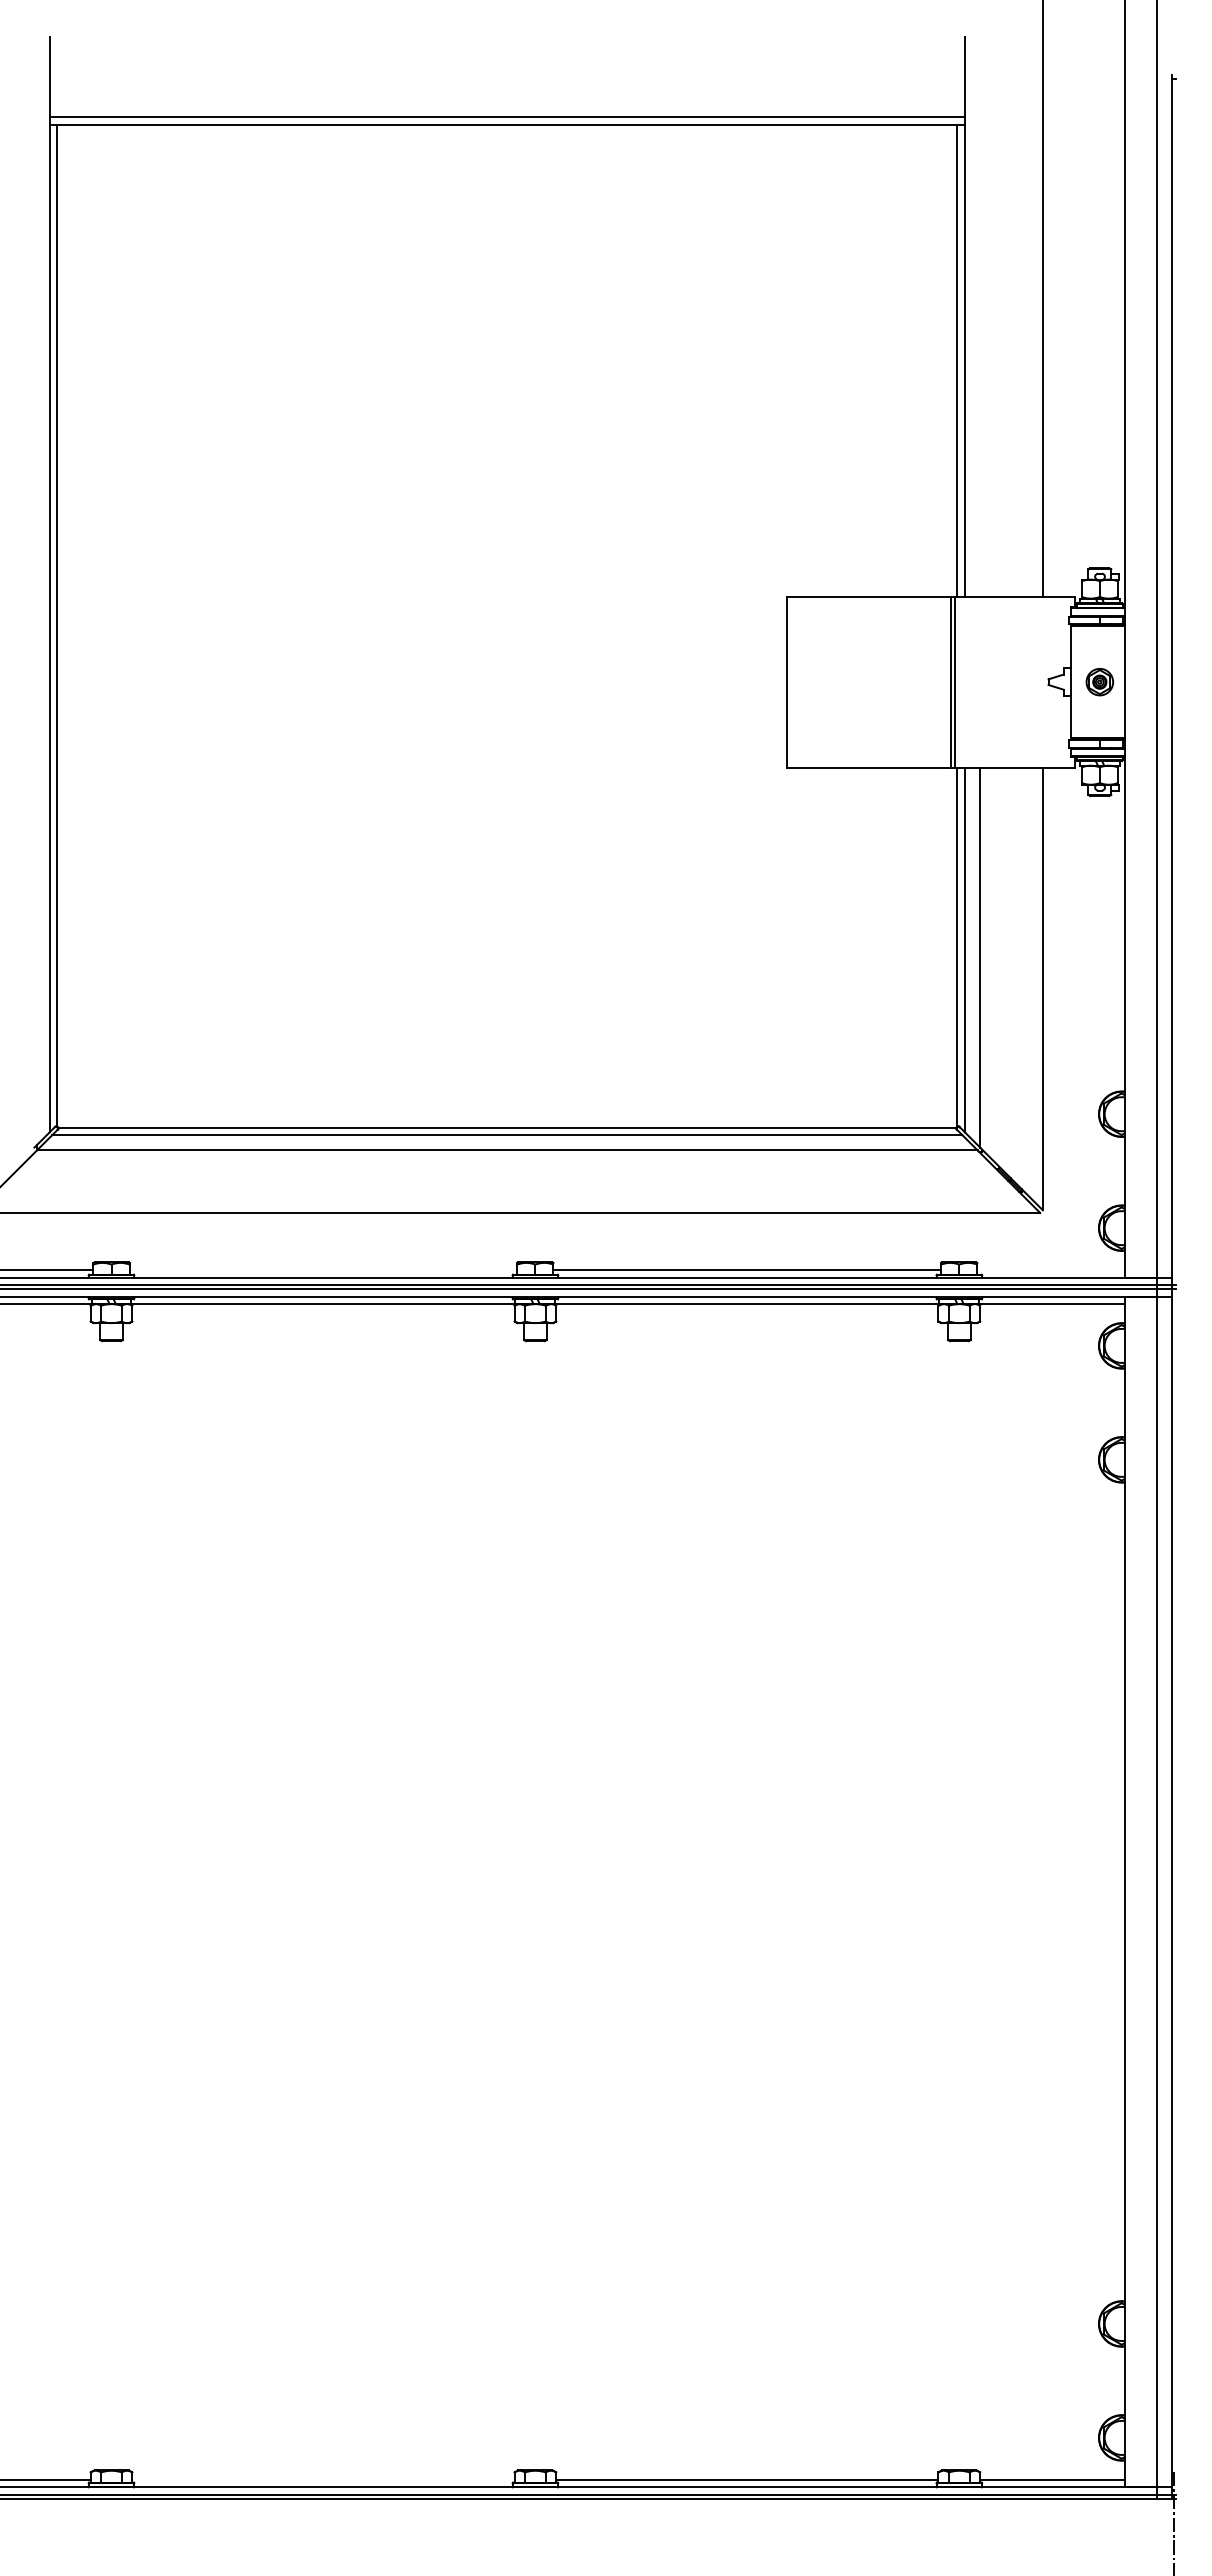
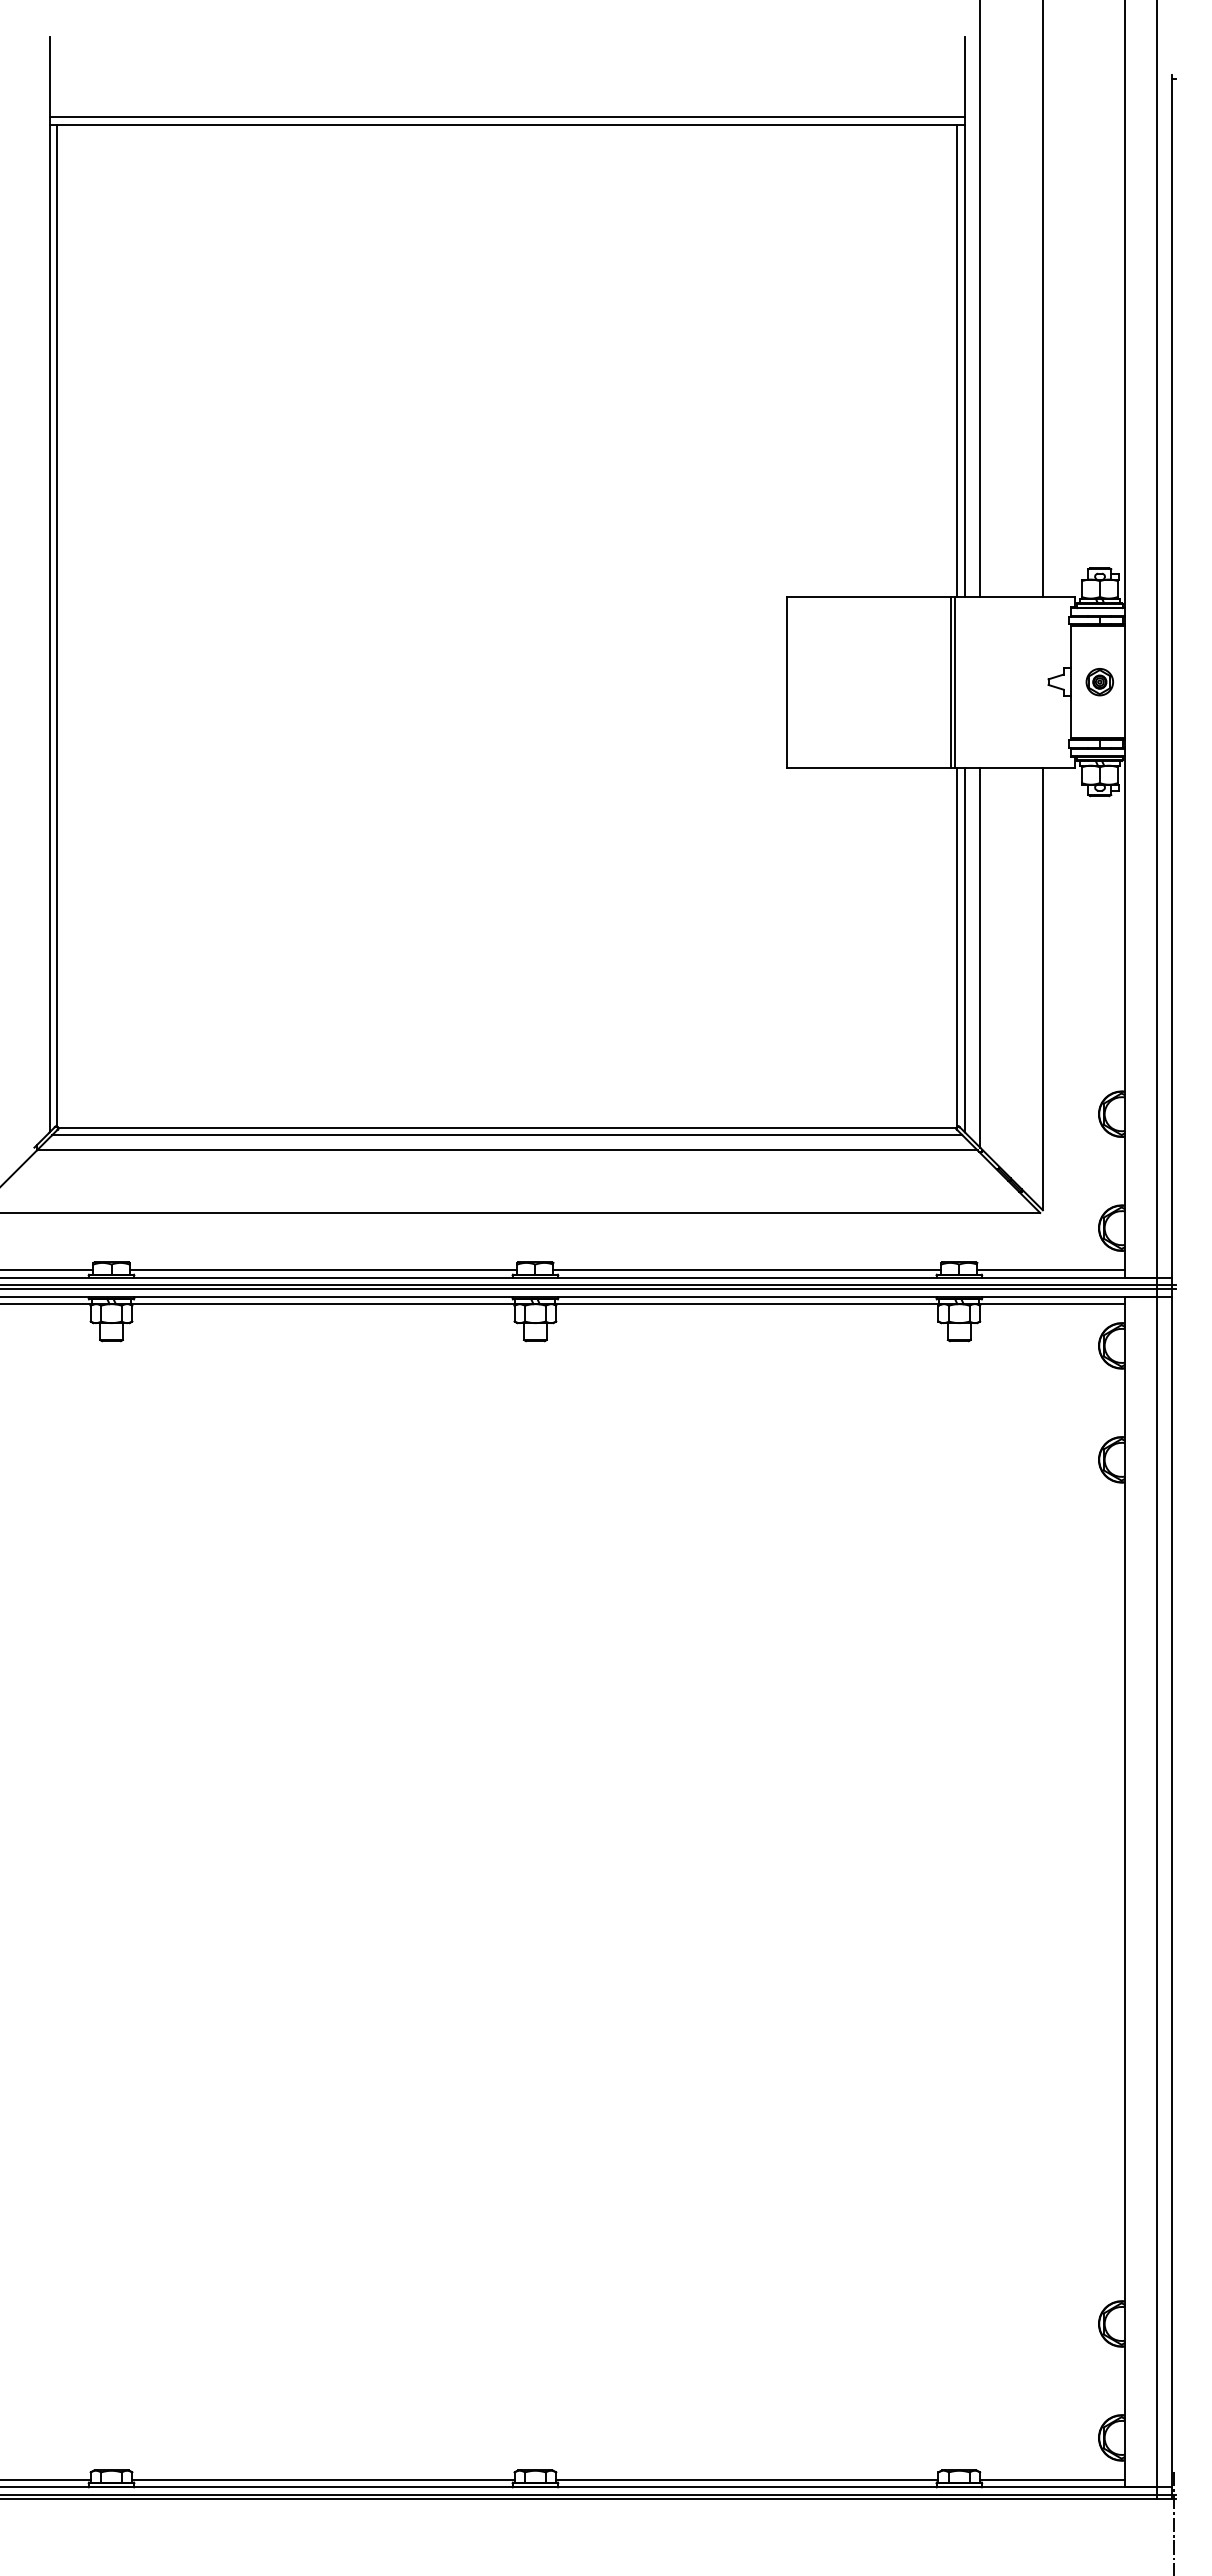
line: none -> present (980, 299)
line: none -> present (323, 1269)
line: none -> present (1050, 1269)
line: none -> present (323, 2479)
